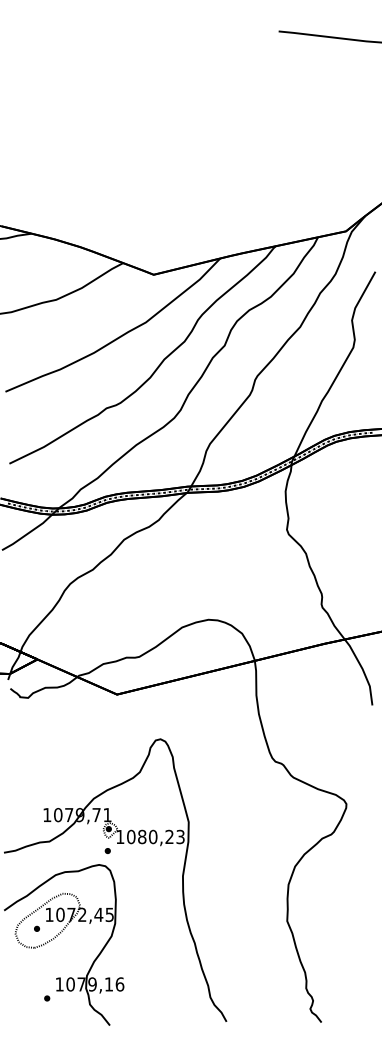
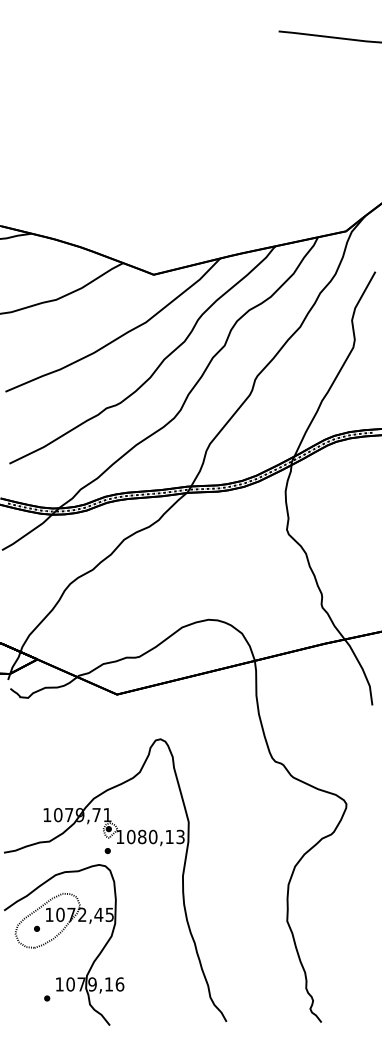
text: 1080,23 -> 1080,13 (169, 836)
